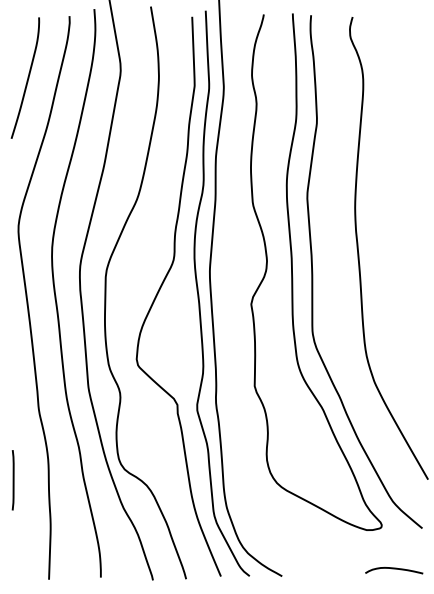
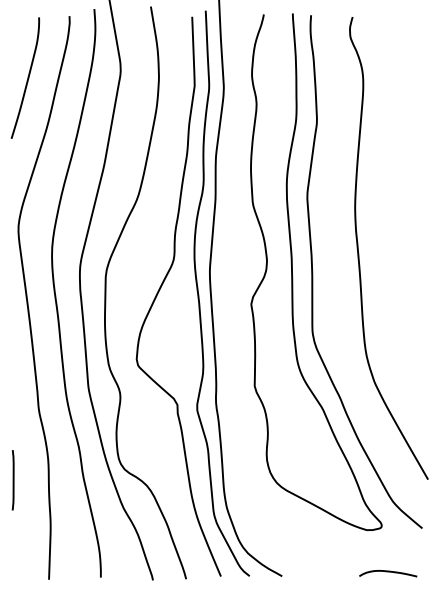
curve position: (394, 569) -> (388, 572) (388, 572)
